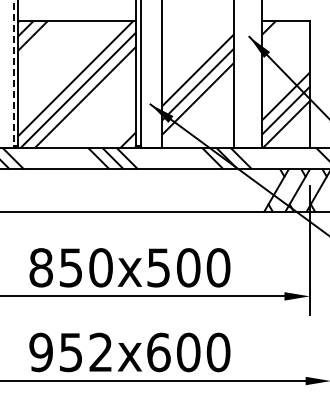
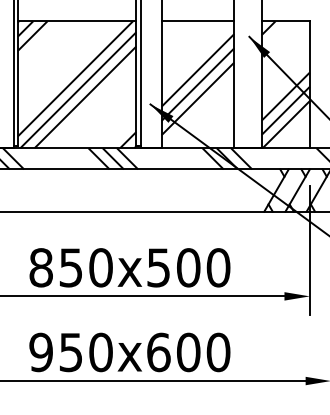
line: none -> present (197, 21)
line: dashed -> solid (13, 74)
text: 952x600 -> 950x600 (100, 352)
